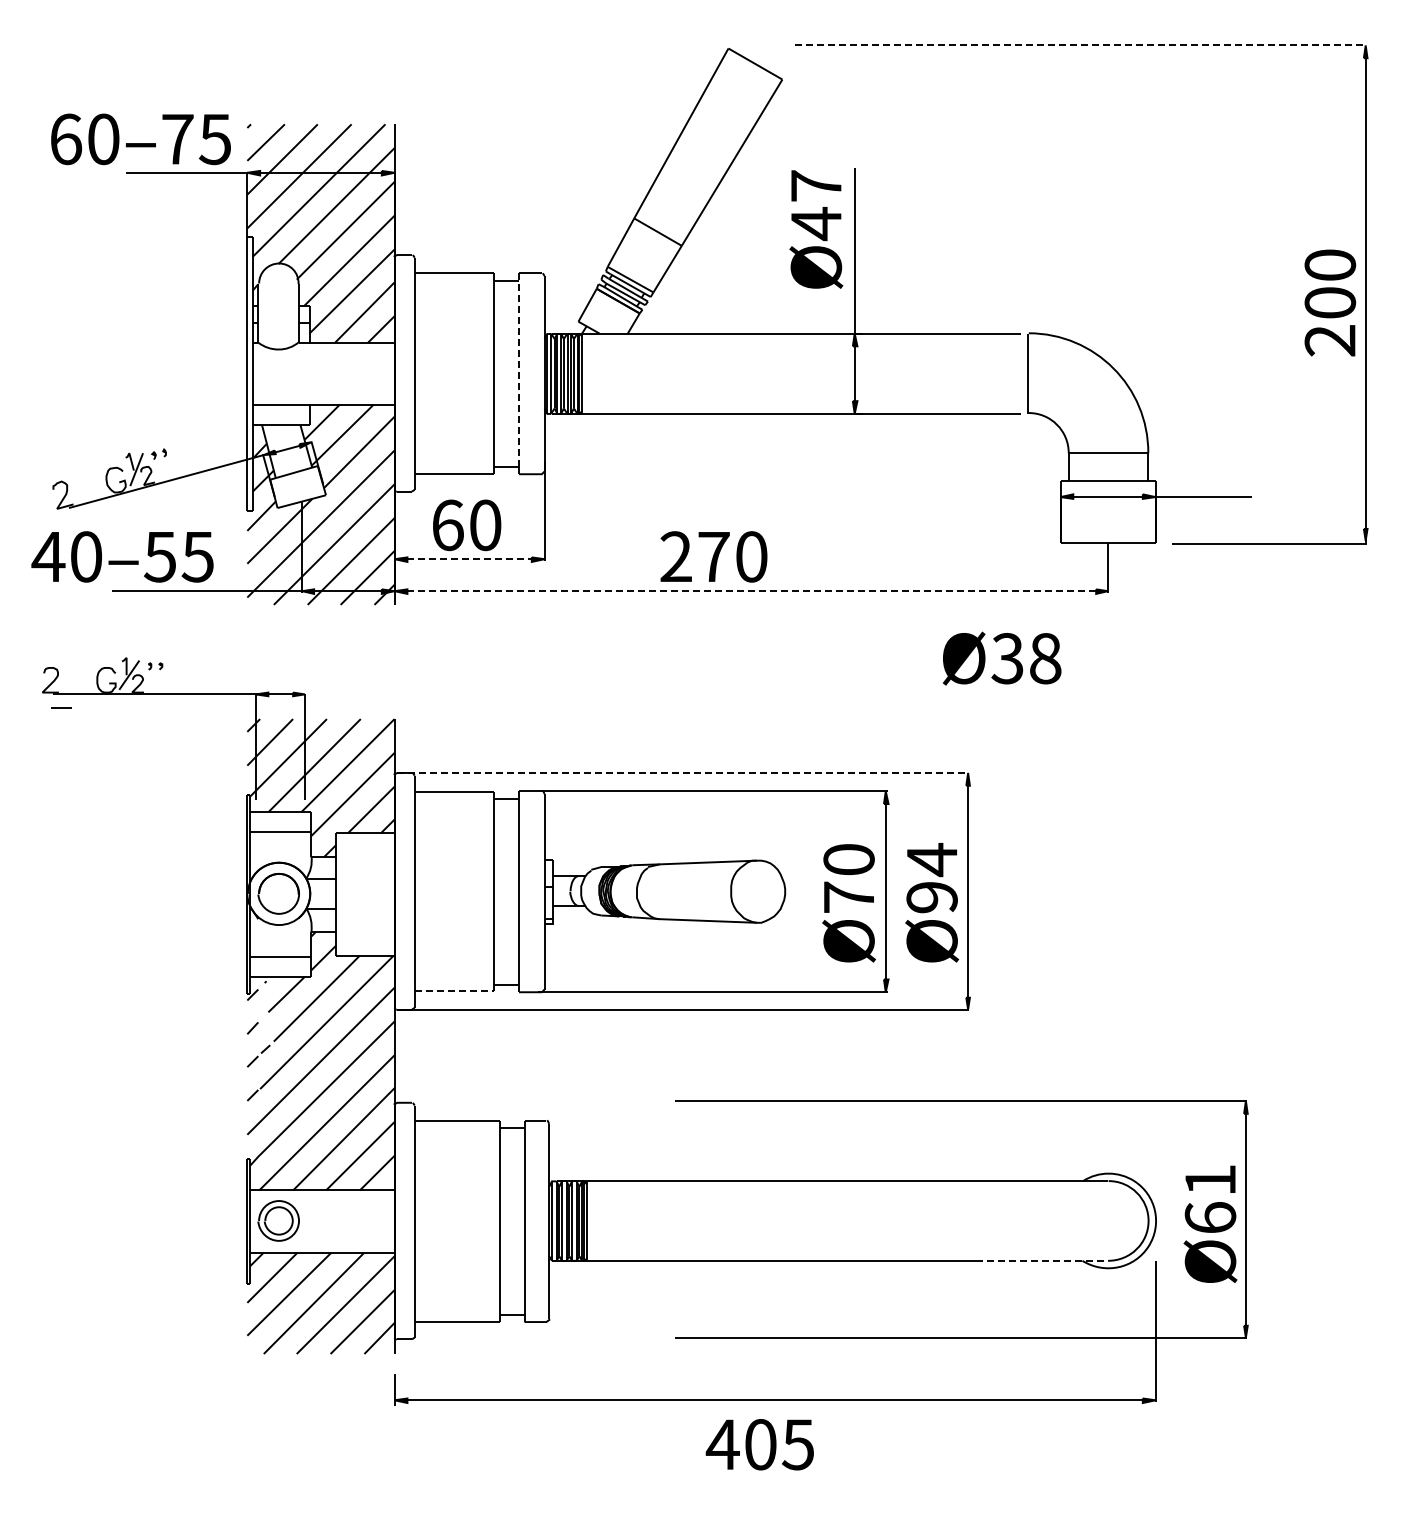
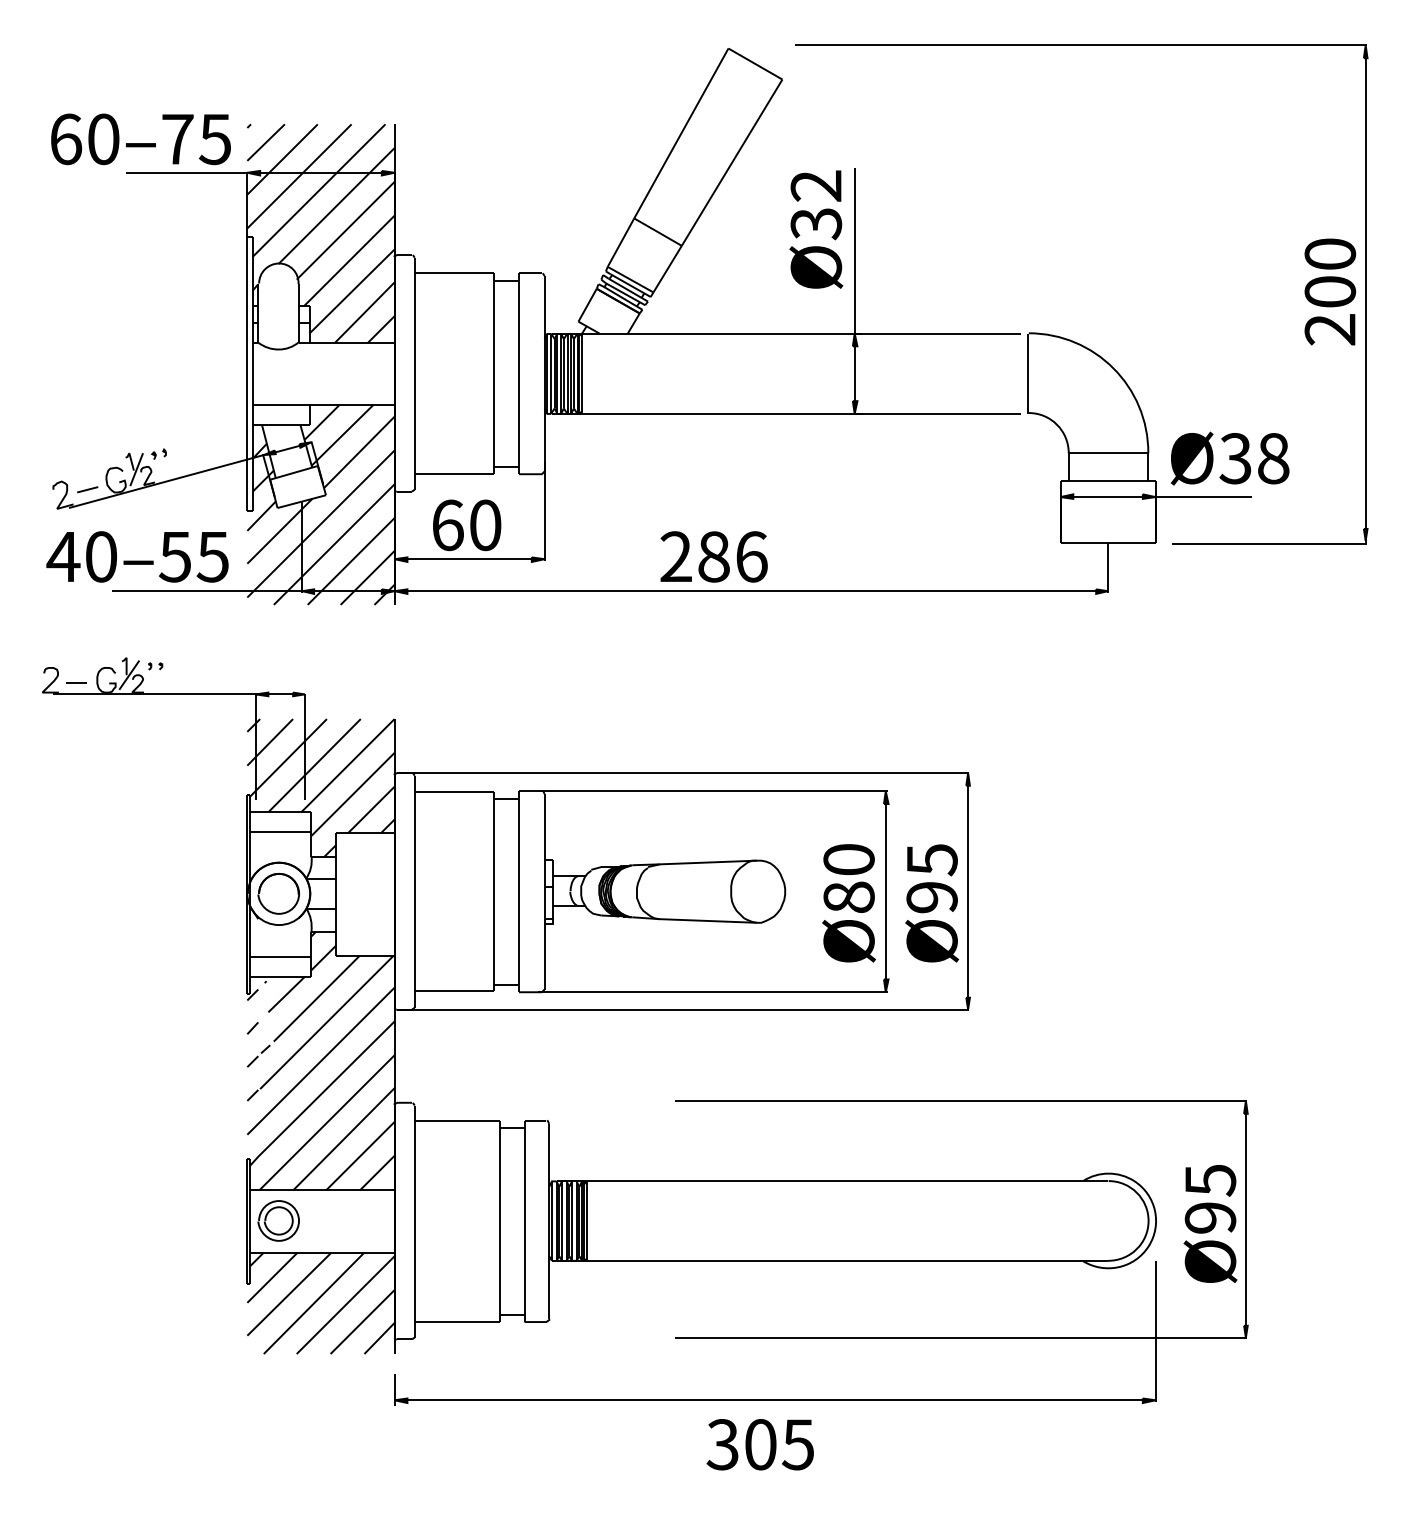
line: dashed -> solid (1080, 45)
text: Ø47 -> Ø32 (816, 205)
text position: (1330, 302) -> (1330, 291) (1330, 291)
line: dashed -> solid (519, 369)
line: none -> present (87, 489)
text position: (122, 556) -> (137, 556) (137, 556)
text: 270 -> 286 (732, 556)
line: dashed -> solid (470, 559)
line: dashed -> solid (752, 591)
text position: (1002, 658) -> (1230, 458) (1230, 458)
line position: (61, 707) -> (76, 682) (76, 682)
line: dashed -> solid (683, 772)
text: Ø94 -> Ø95 (932, 860)
text: Ø70 -> Ø80 (848, 896)
line: dashed -> solid (454, 991)
text: Ø61 -> Ø95 (1210, 1199)
line: dashed -> solid (1042, 1260)
text: 405 -> 305 (722, 1444)
